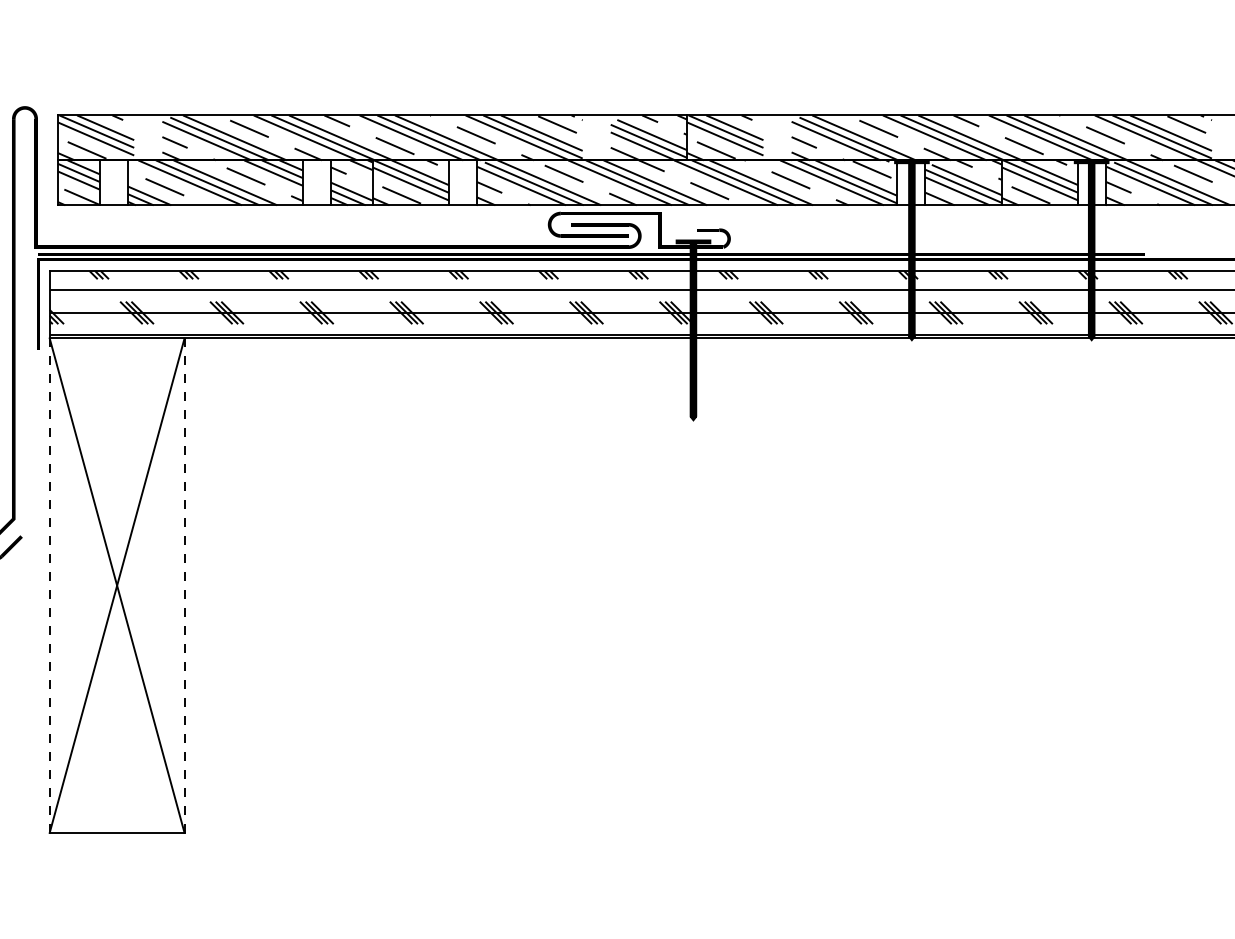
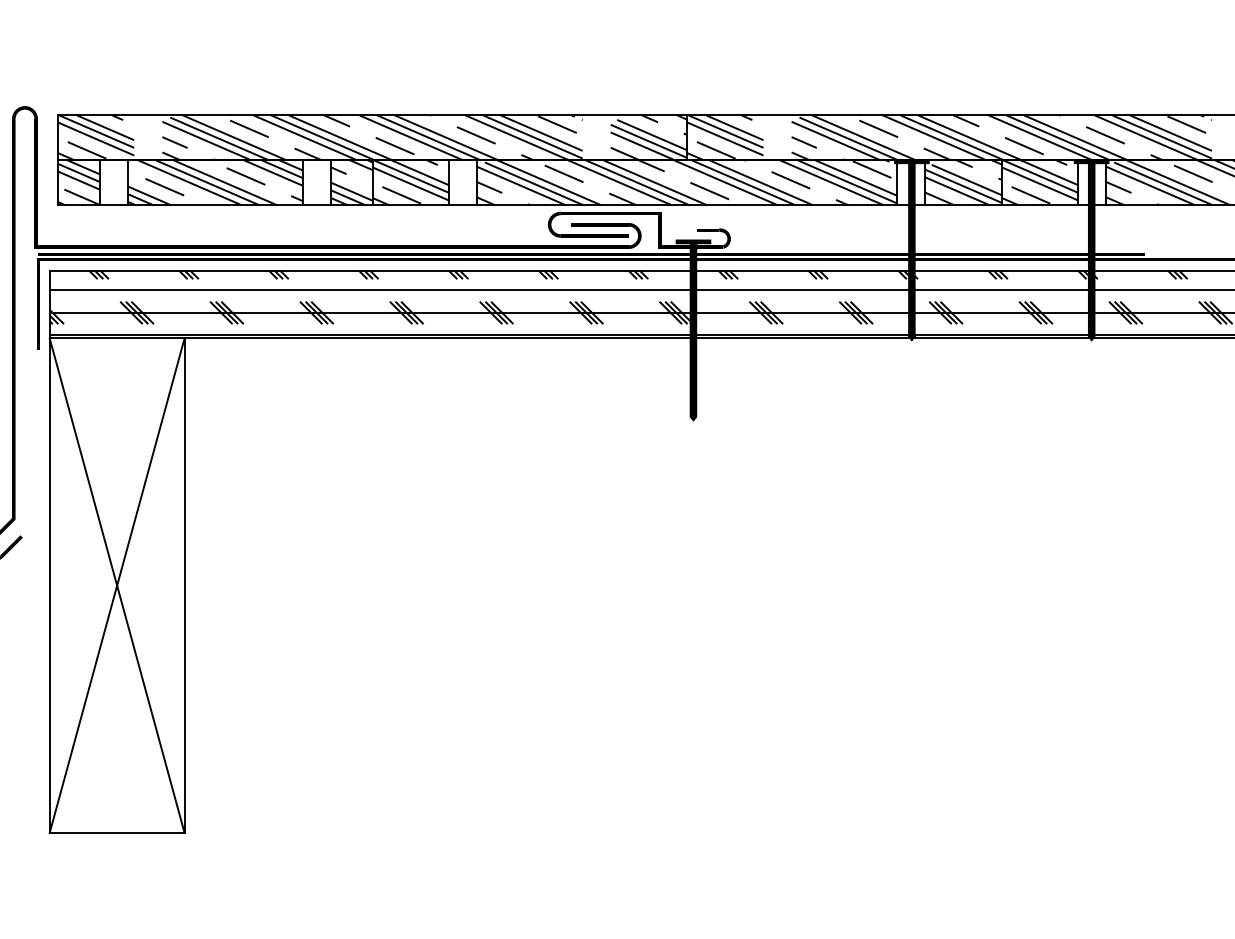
line: dashed -> solid (49, 586)
line: dashed -> solid (184, 586)
